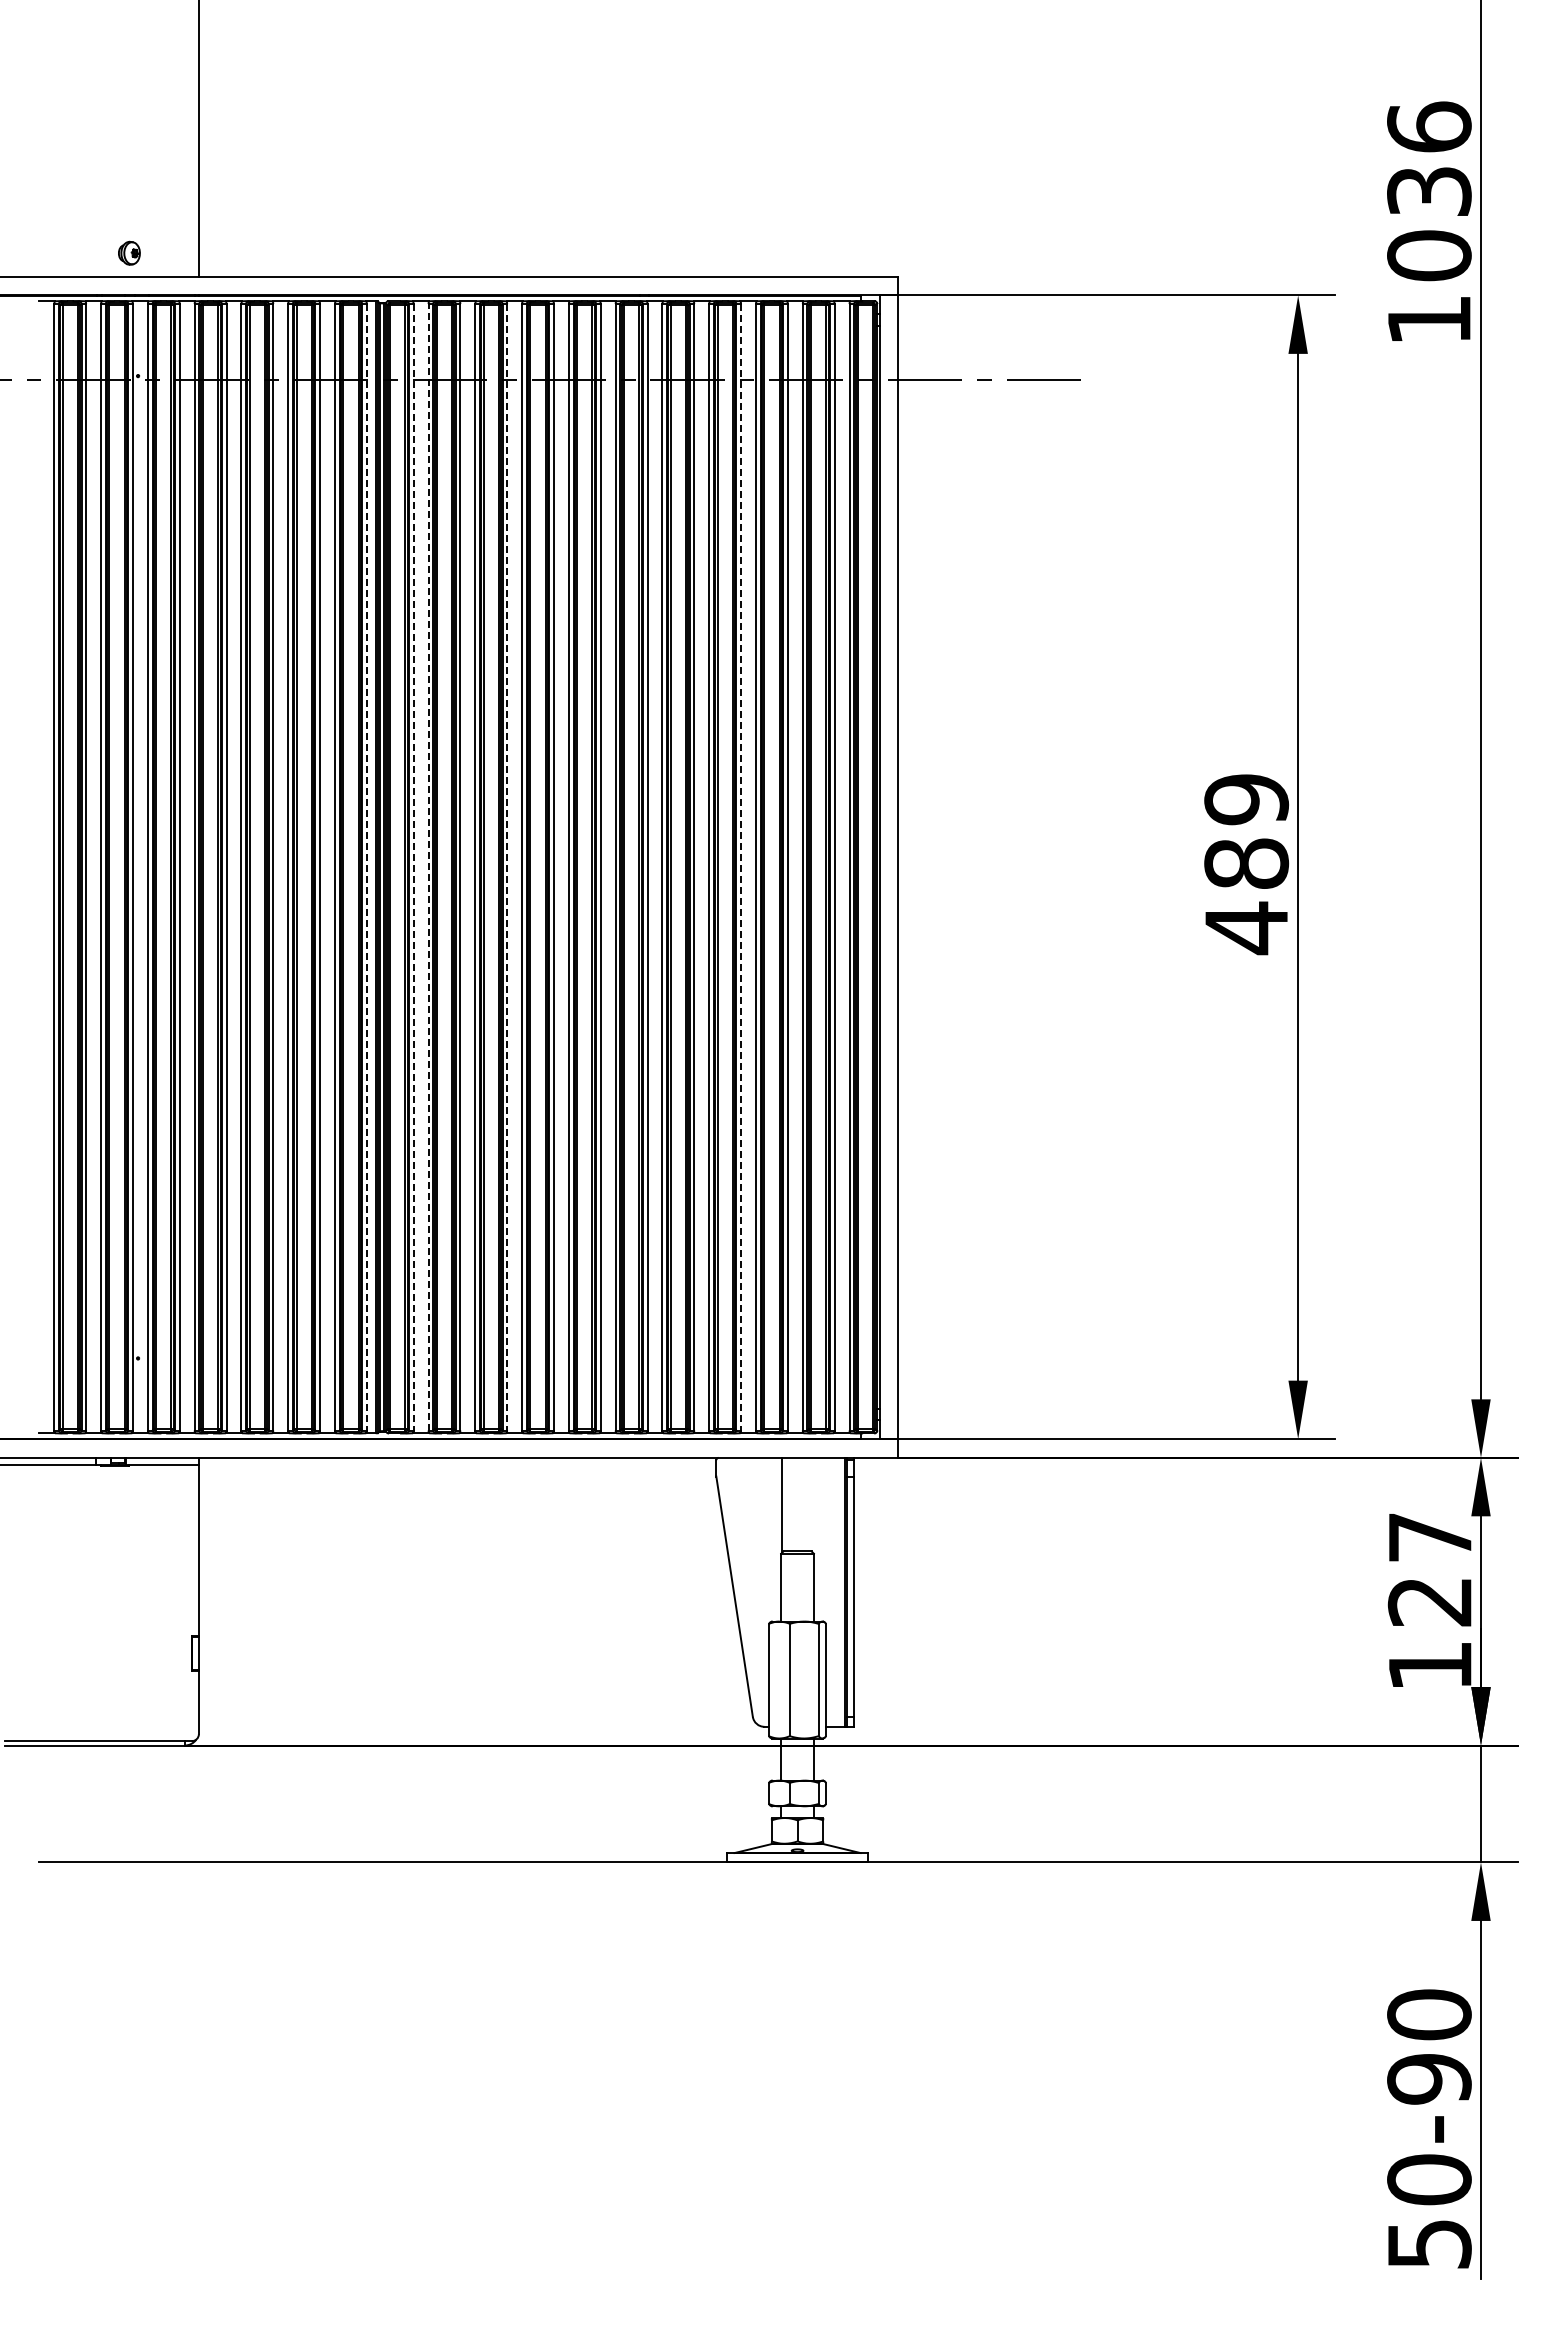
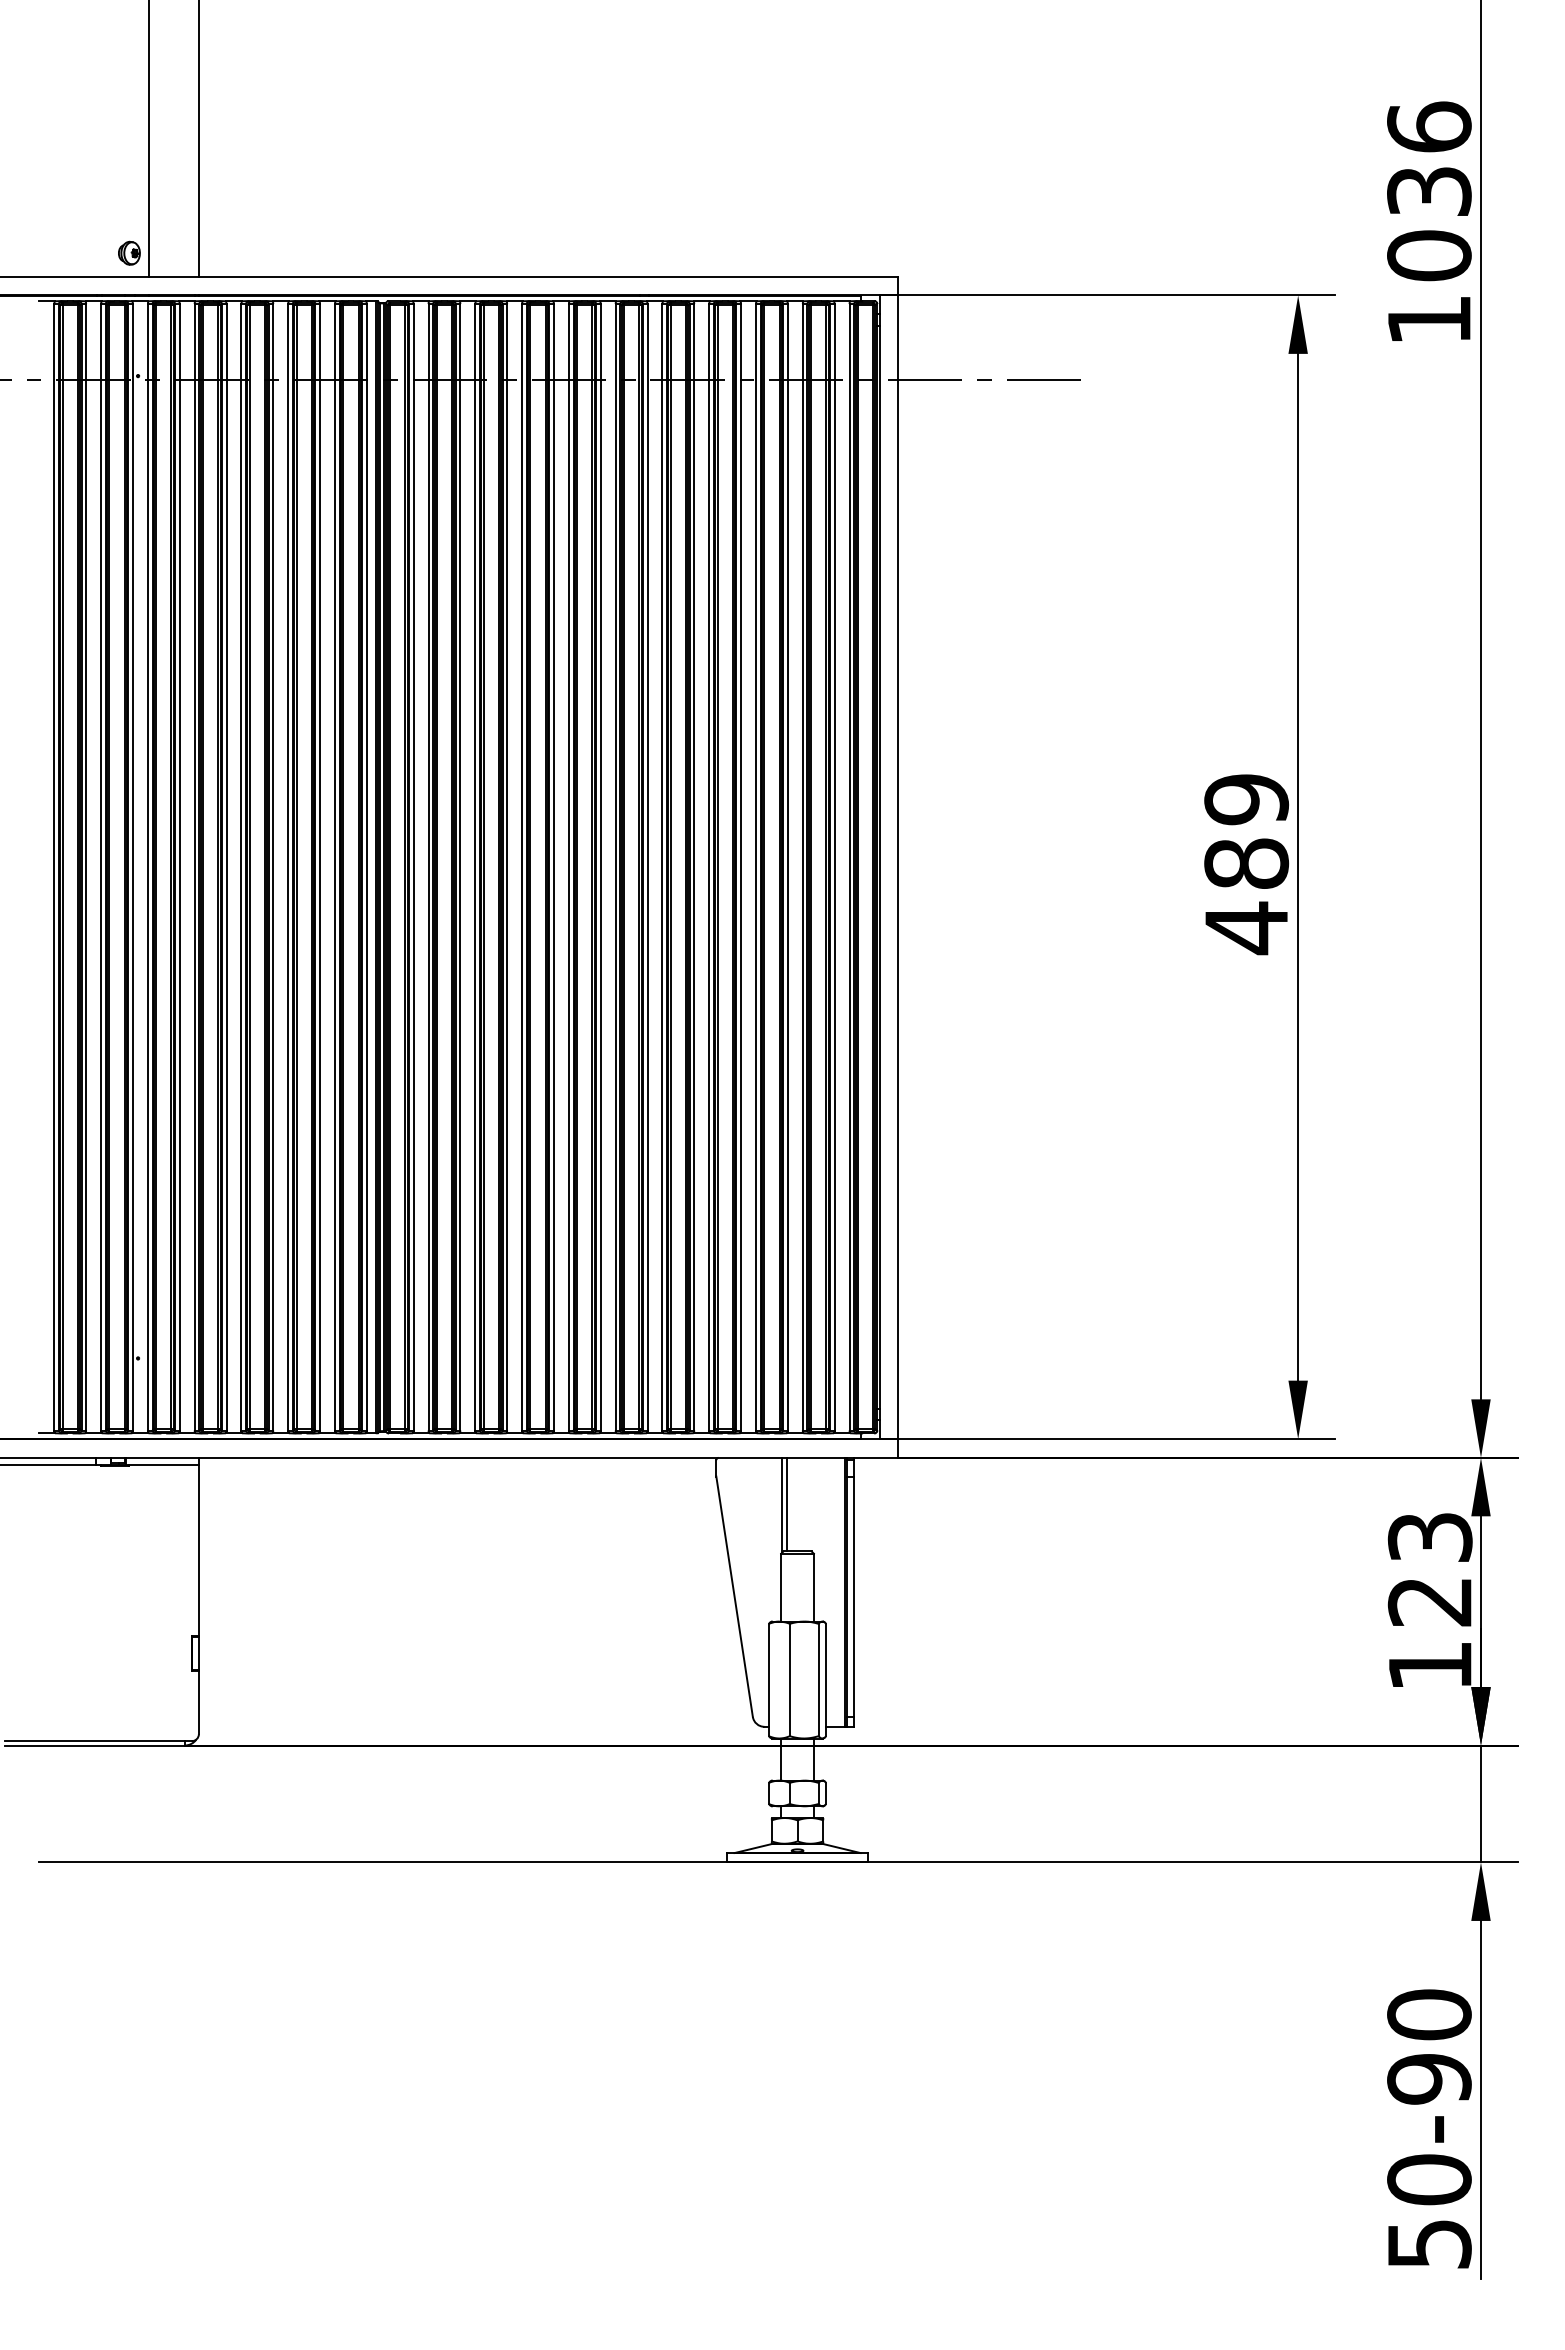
line: none -> present (149, 139)
line: dashed -> solid (428, 866)
line: dashed -> solid (366, 867)
line: dashed -> solid (413, 867)
line: dashed -> solid (507, 867)
line: dashed -> solid (741, 867)
line: none -> present (786, 1504)
text: 127 -> 123 (1429, 1537)
